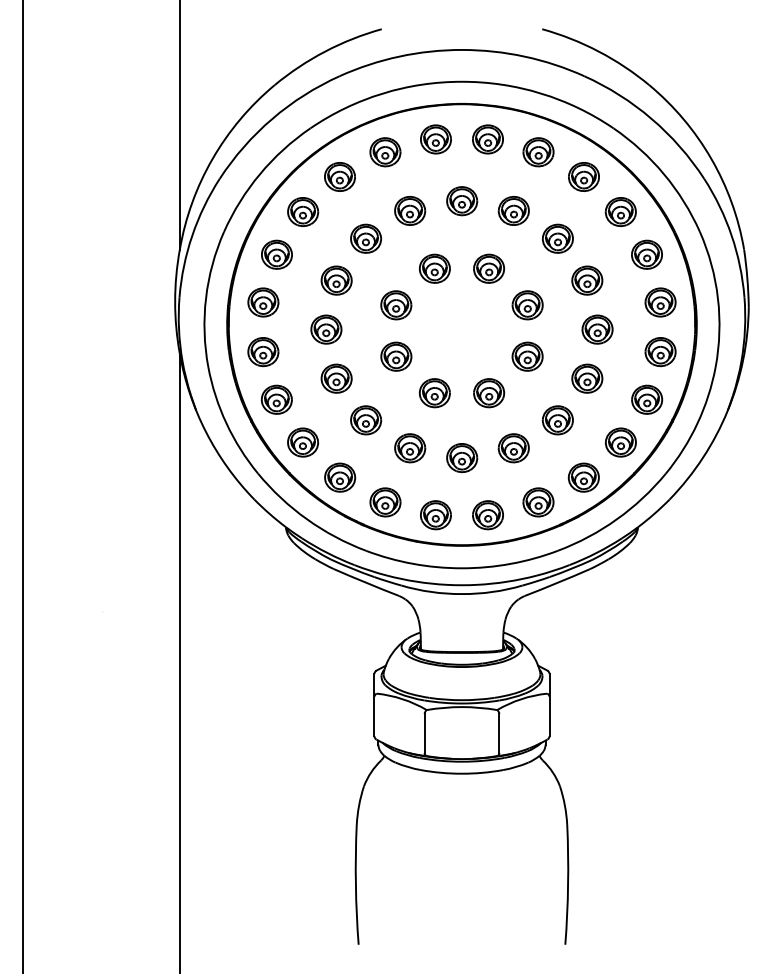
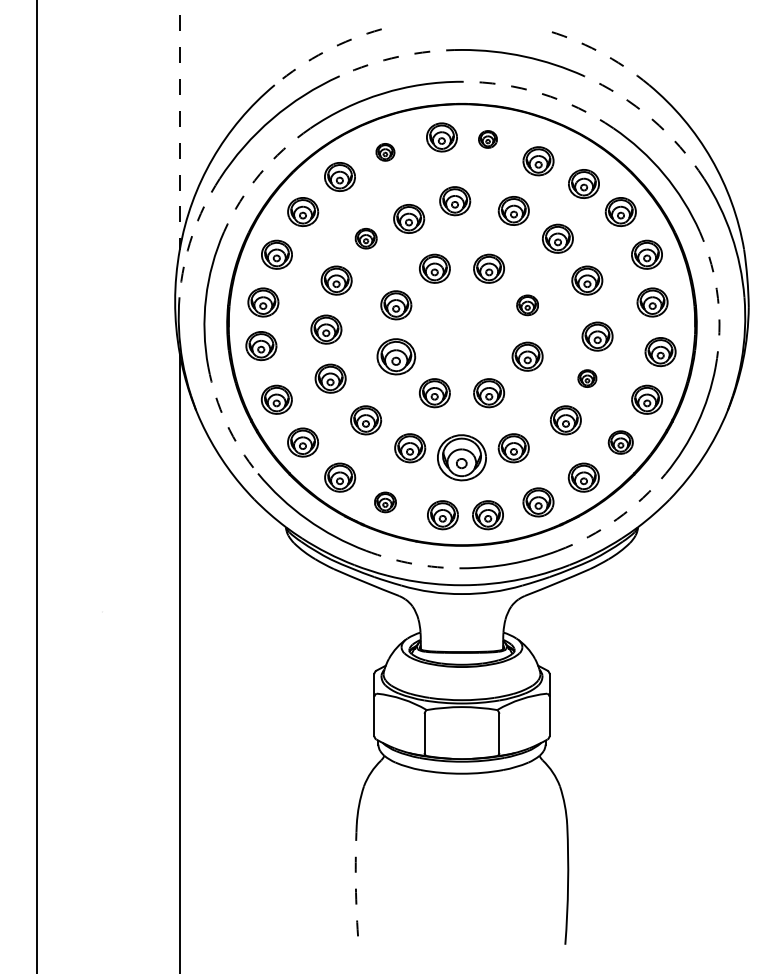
arc: solid -> dashed (325, 51)
arc: solid -> dashed (598, 51)
arc: solid -> dashed (399, 56)
arc: solid -> dashed (541, 93)
arc: solid -> dashed (651, 118)
line: solid -> dashed (179, 125)
part position: (435, 139) -> (441, 137) (441, 137)
part size: 32x31 px -> 20x19 px (487, 139)
part size: 33x31 px -> 21x19 px (385, 152)
part position: (538, 152) -> (538, 161) (538, 161)
arc: solid -> dashed (260, 174)
part position: (583, 176) -> (583, 183) (583, 183)
part position: (462, 201) -> (455, 201) (455, 201)
part position: (410, 210) -> (409, 218) (409, 218)
arc: solid -> dashed (192, 235)
part size: 33x31 px -> 24x22 px (365, 238)
arc: solid -> dashed (717, 298)
part position: (660, 302) -> (652, 302) (652, 302)
part size: 33x31 px -> 23x23 px (527, 305)
part position: (597, 329) -> (597, 336) (597, 336)
part position: (263, 352) -> (261, 346) (261, 346)
part size: 33x31 px -> 41x38 px (396, 356)
part position: (336, 378) -> (330, 378) (330, 378)
part size: 33x31 px -> 21x19 px (587, 378)
part position: (557, 420) -> (565, 420) (565, 420)
arc: solid -> dashed (226, 423)
part size: 33x31 px -> 27x25 px (620, 442)
part size: 33x31 px -> 50x48 px (461, 457)
line position: (23, 486) -> (37, 486) (37, 486)
part size: 33x31 px -> 23x23 px (385, 502)
part position: (435, 515) -> (442, 515) (442, 515)
arc: solid -> dashed (617, 519)
arc: solid -> dashed (413, 563)
arc: solid -> dashed (355, 884)
